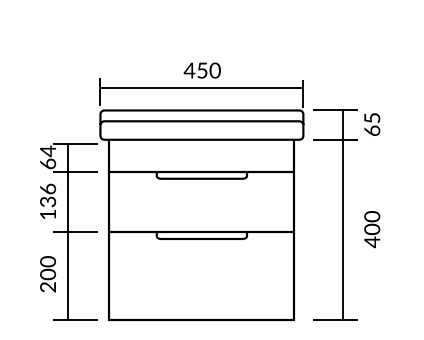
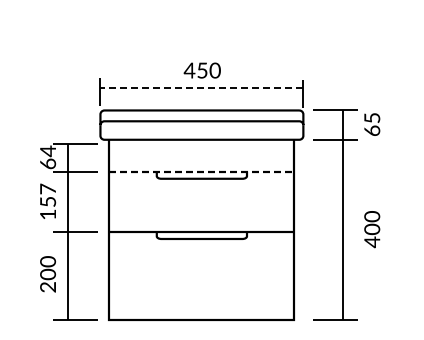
line: solid -> dashed (201, 87)
line: solid -> dashed (202, 171)
text: 136 -> 157 (48, 195)
